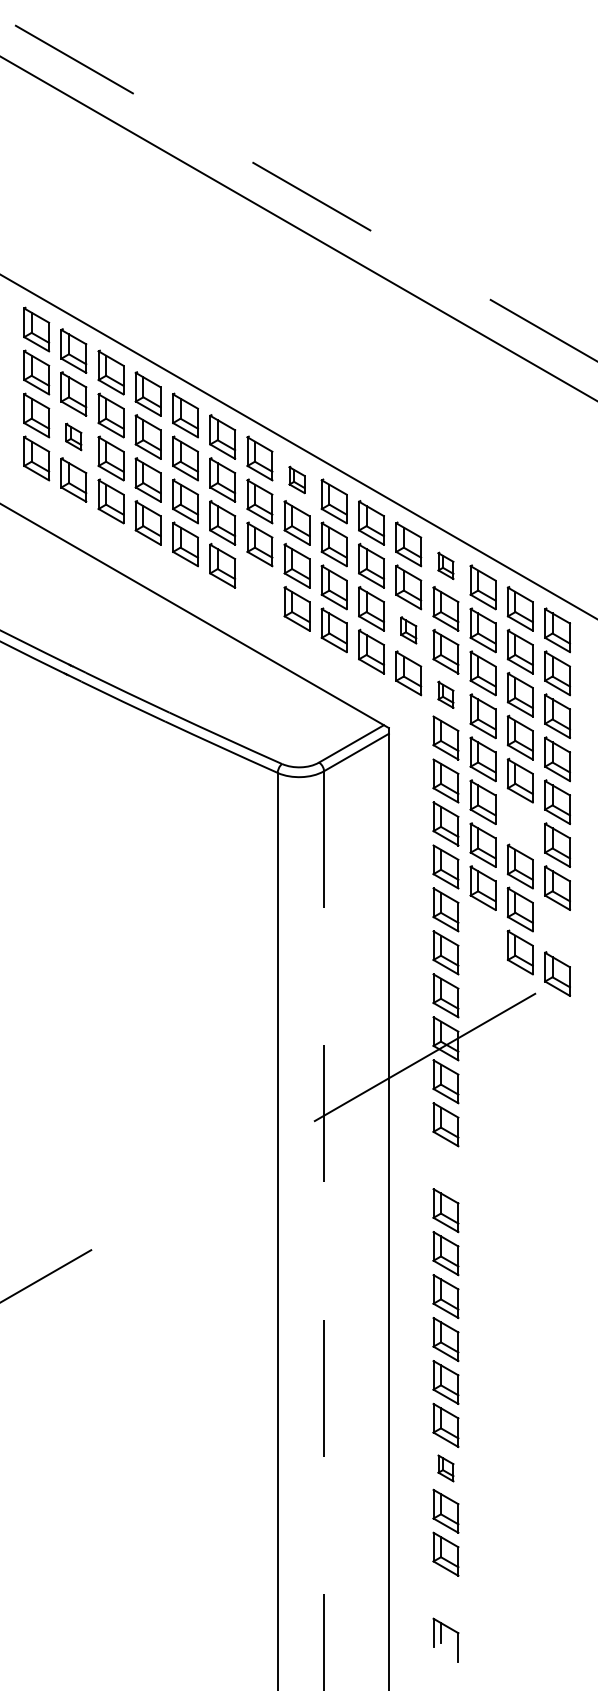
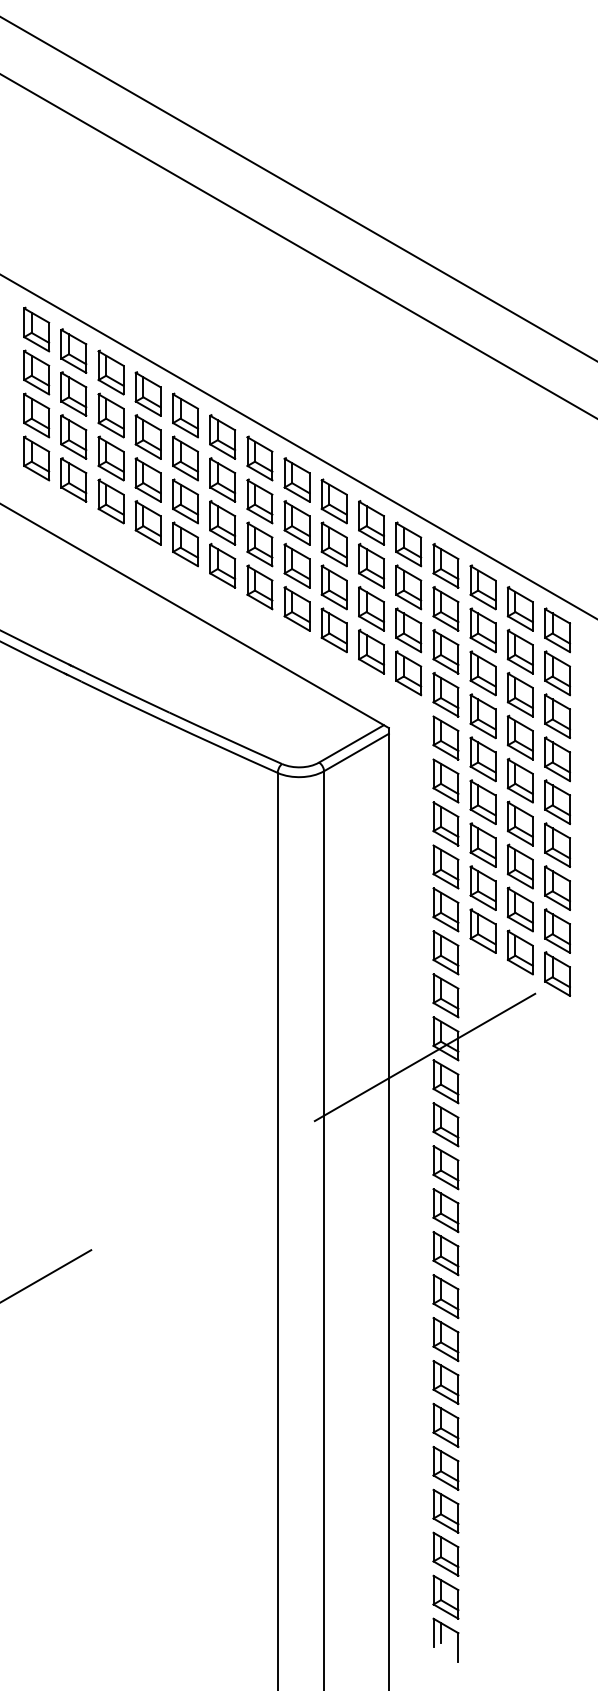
line: dashed -> solid (298, 189)
line position: (298, 228) -> (298, 246) (298, 246)
part size: 18x30 px -> 28x46 px (73, 436)
part size: 18x30 px -> 28x46 px (296, 479)
part size: 18x30 px -> 28x46 px (445, 565)
part: none -> present (259, 587)
part size: 18x29 px -> 28x47 px (408, 630)
part size: 18x29 px -> 28x46 px (445, 694)
part: none -> present (519, 823)
part: none -> present (482, 930)
part: none -> present (557, 930)
part: none -> present (445, 1167)
line: dashed -> solid (324, 1231)
part size: 18x29 px -> 28x45 px (445, 1468)
part: none -> present (445, 1596)
